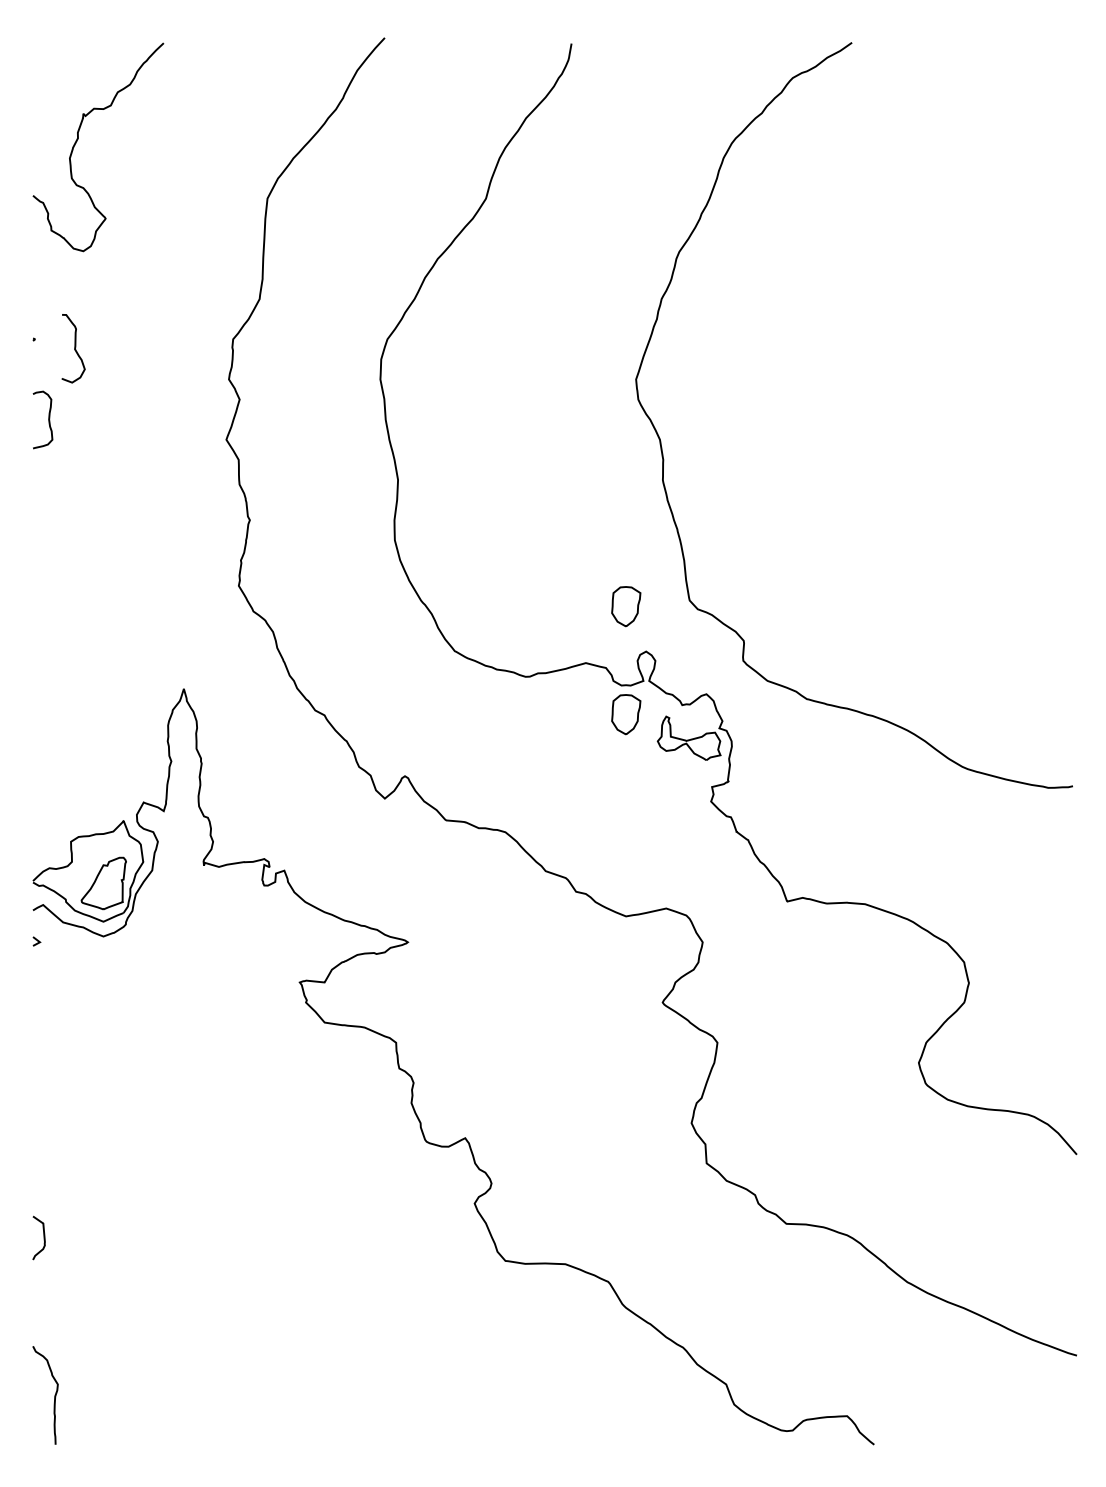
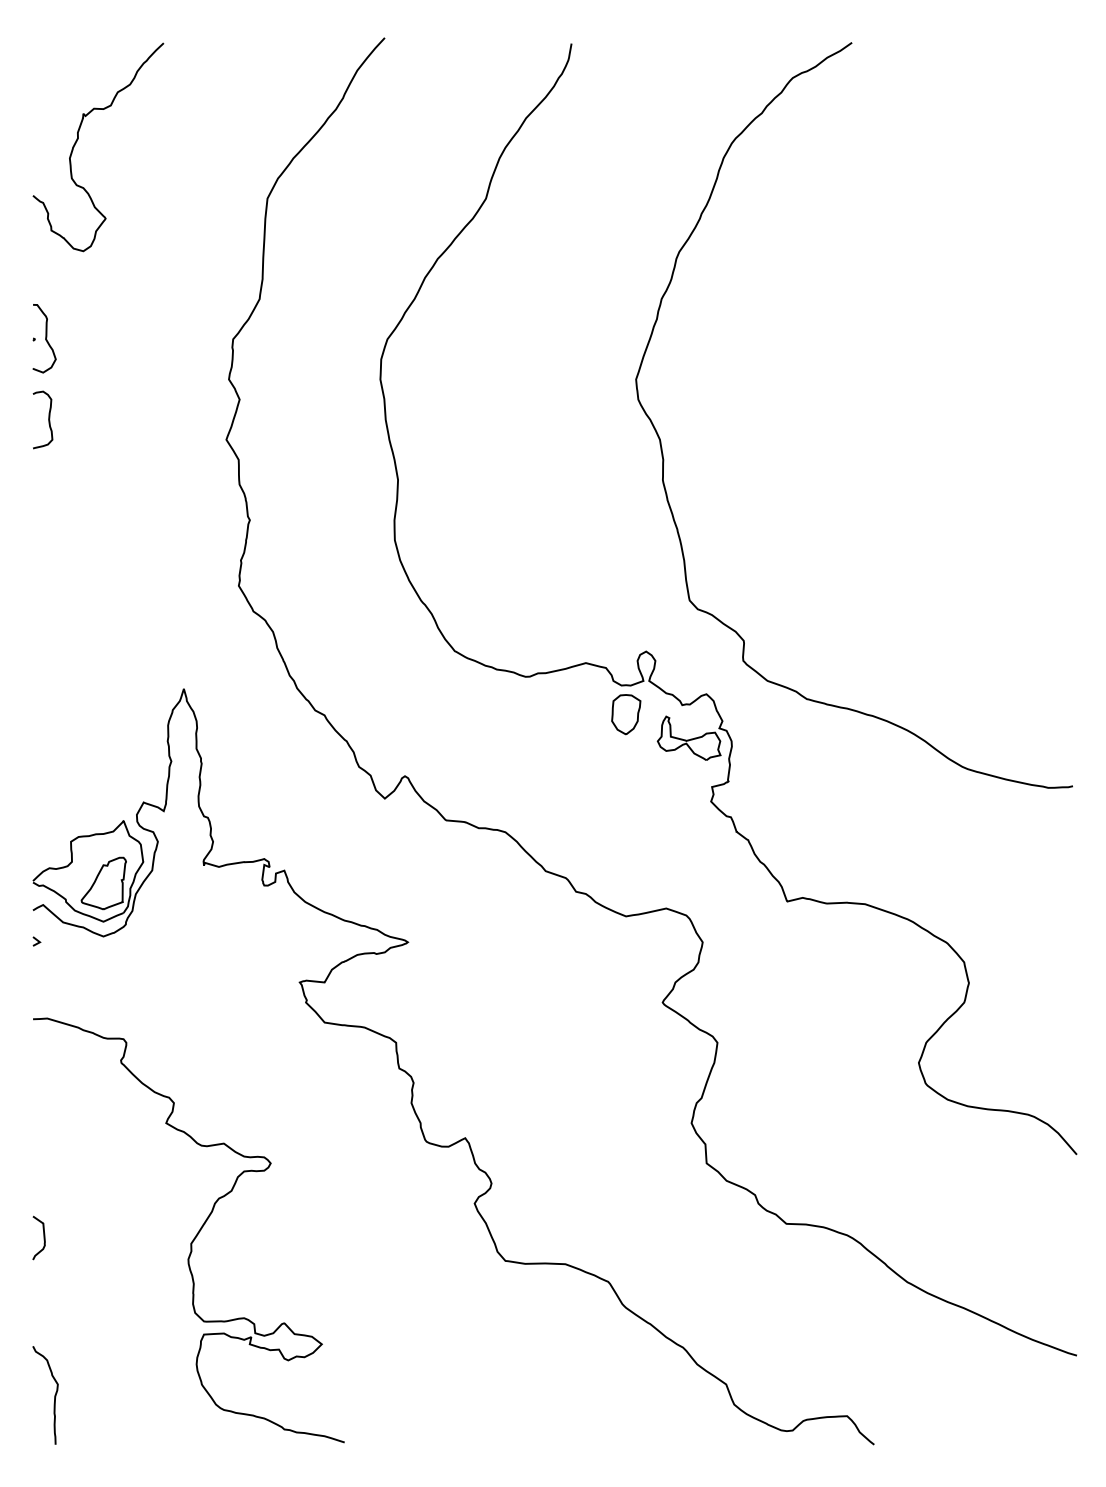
curve position: (74, 348) -> (45, 338) (45, 338)
part: present -> none (626, 606)
curve: none -> present (195, 1235)
